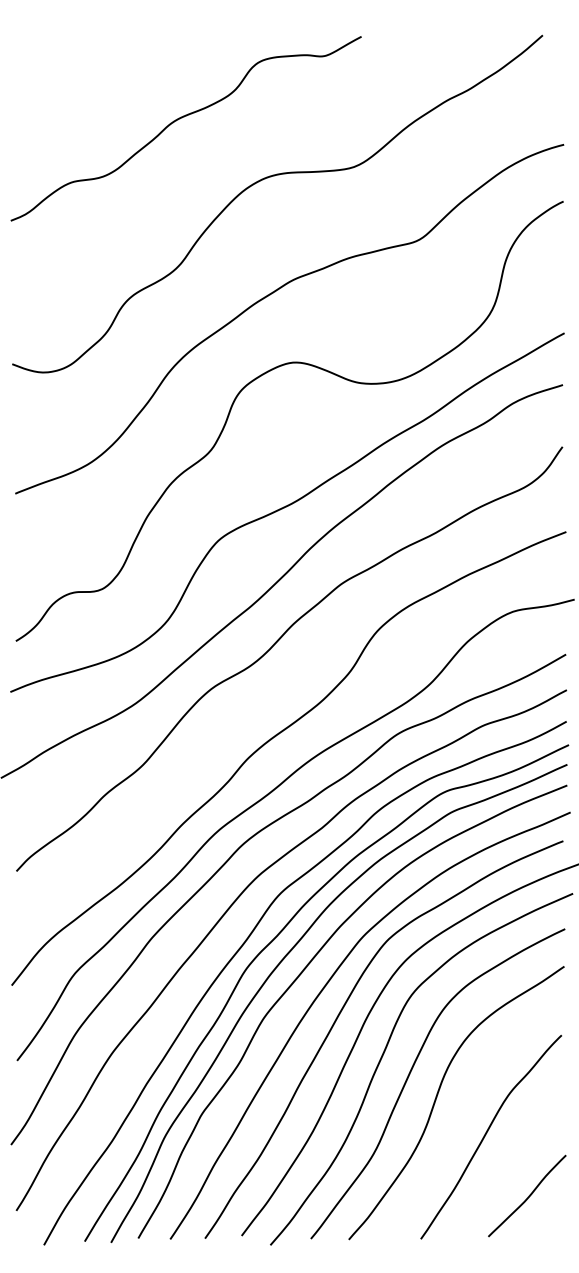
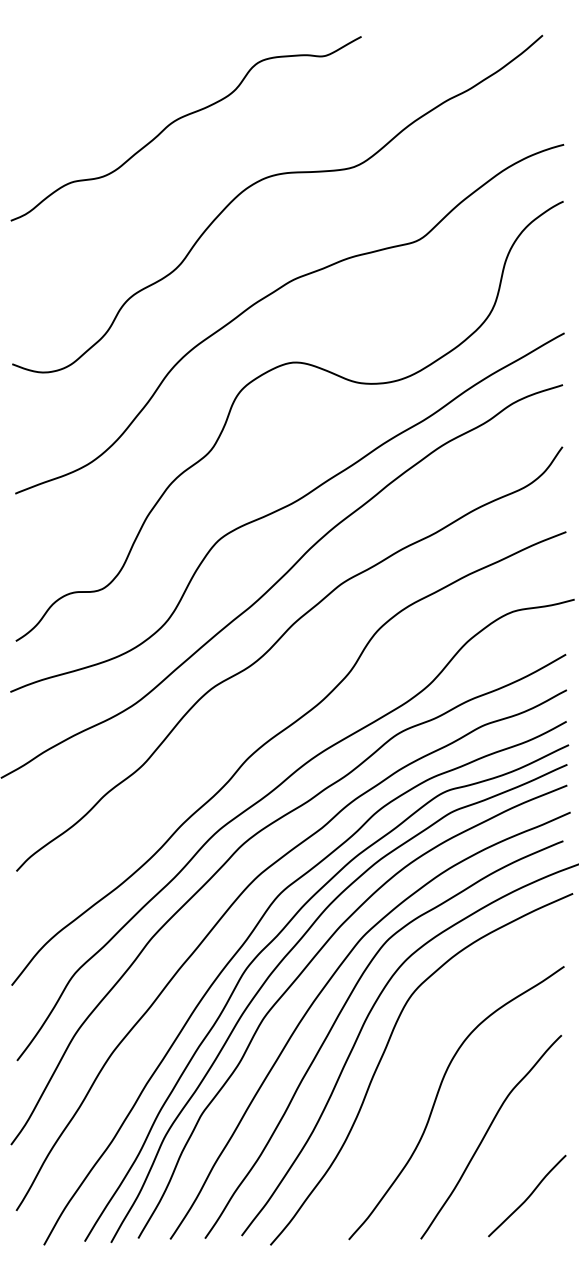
curve: present -> none (412, 1070)
